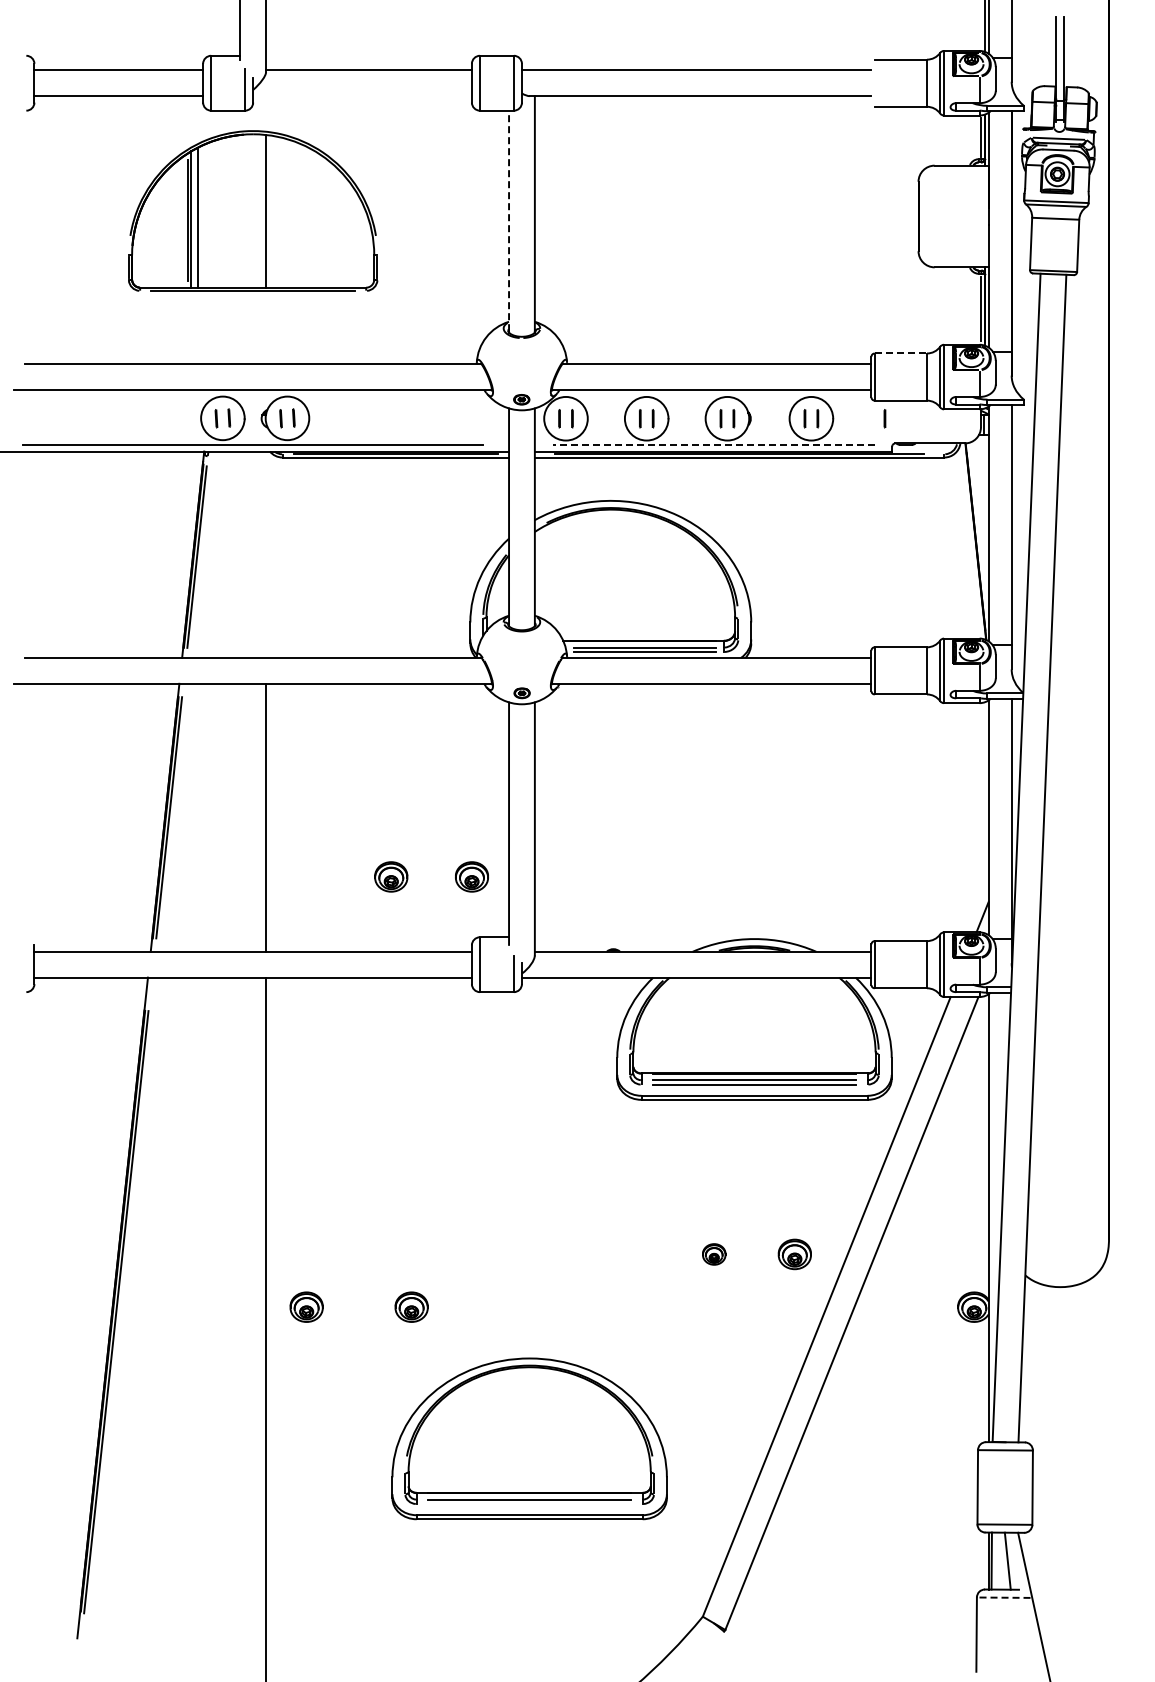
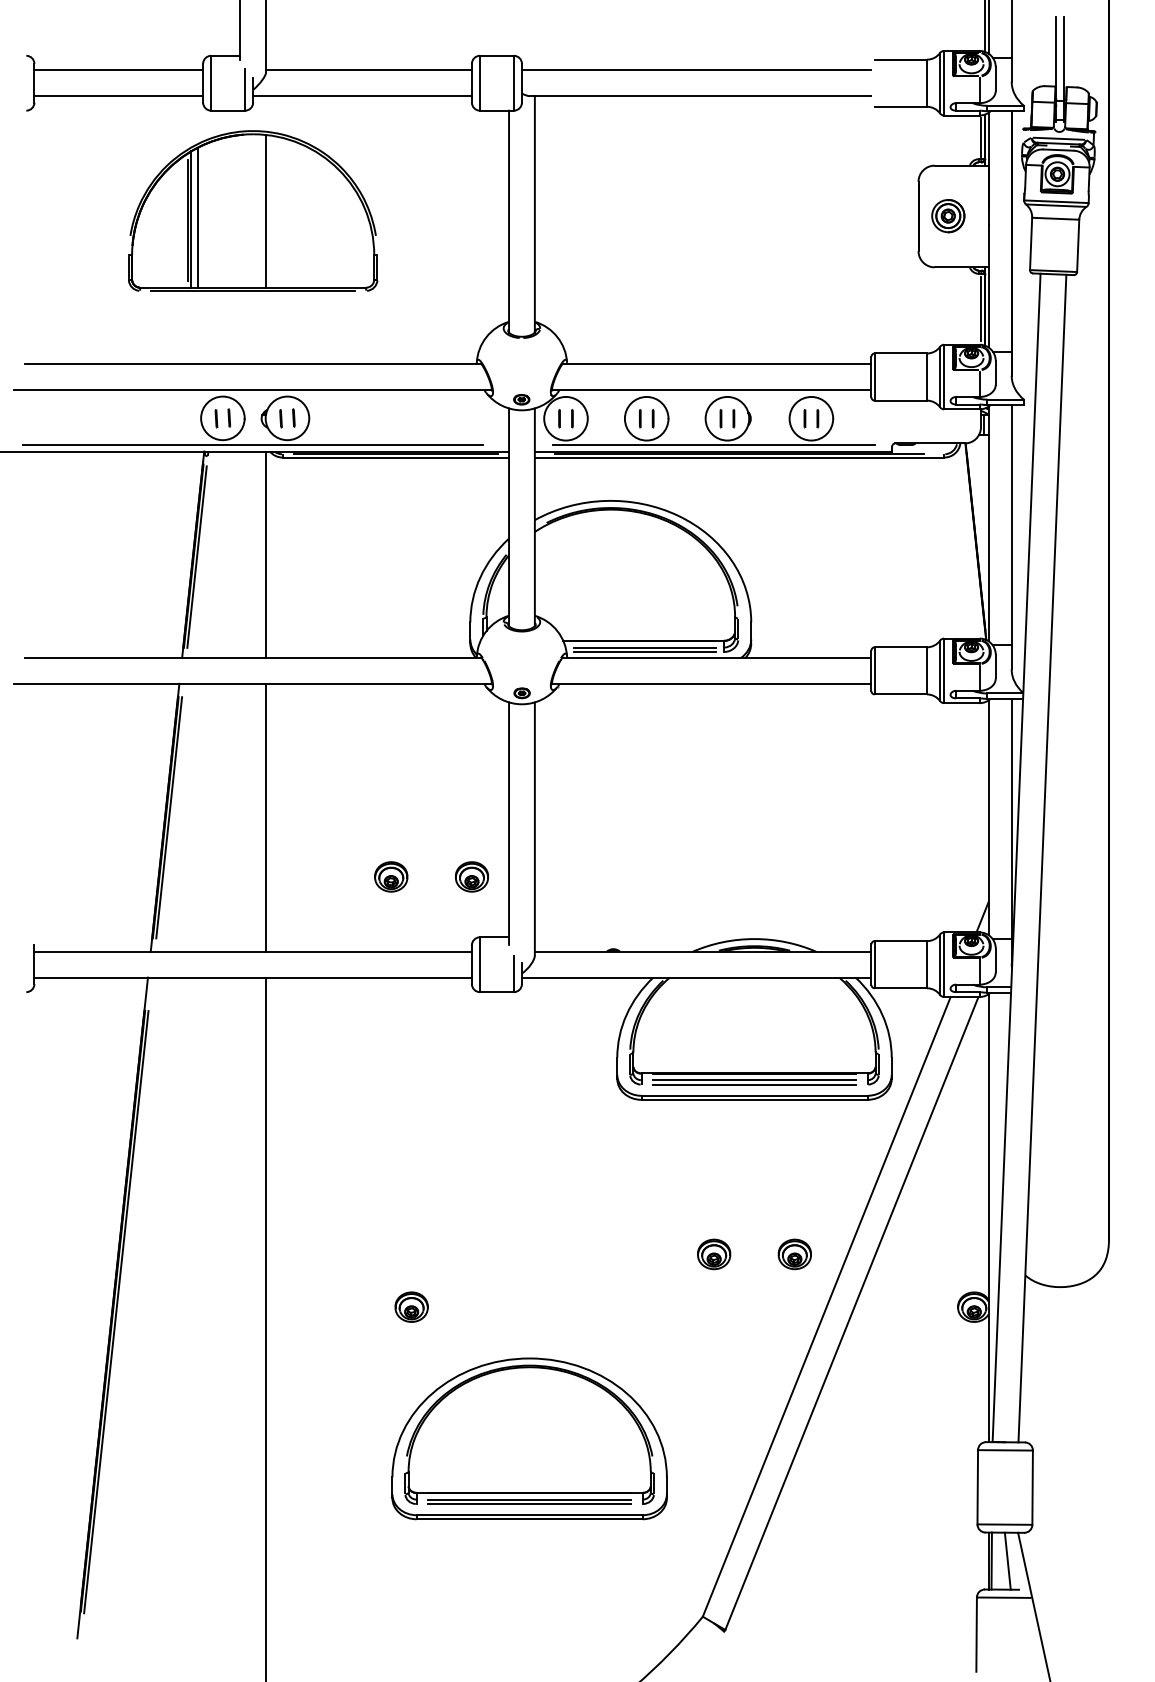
line: none -> present (362, 96)
part: none -> present (948, 216)
line: dashed -> solid (509, 220)
line: dashed -> solid (901, 353)
line: present -> none (884, 418)
line: dashed -> solid (713, 445)
line: none -> present (266, 554)
part size: 25x23 px -> 35x33 px (714, 1254)
part: present -> none (306, 1306)
line: none -> present (529, 1504)
line: dashed -> solid (1003, 1597)
